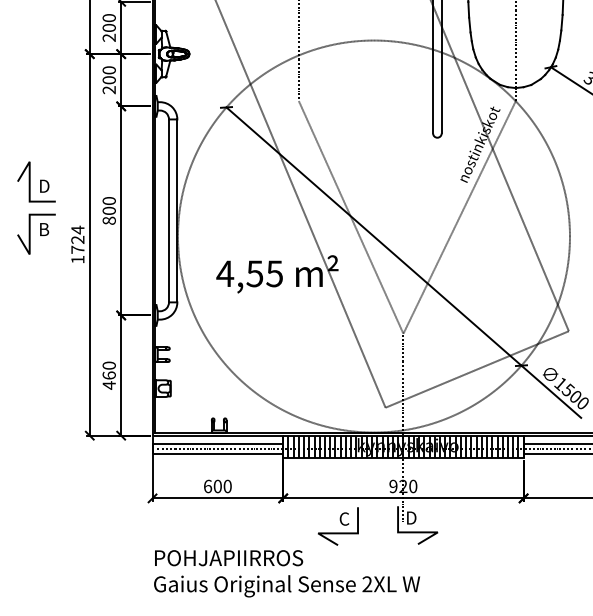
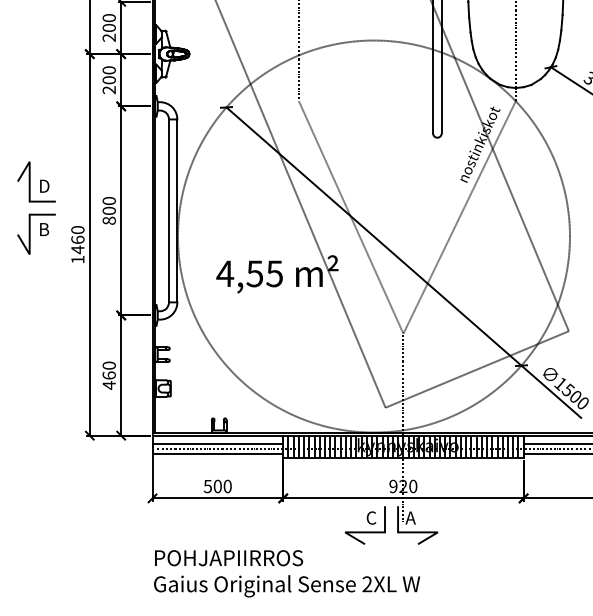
text: 1724 -> 1460 (77, 239)
text: 600 -> 500 (207, 486)
text: D -> A (410, 517)
part position: (337, 526) -> (364, 525) (364, 525)
